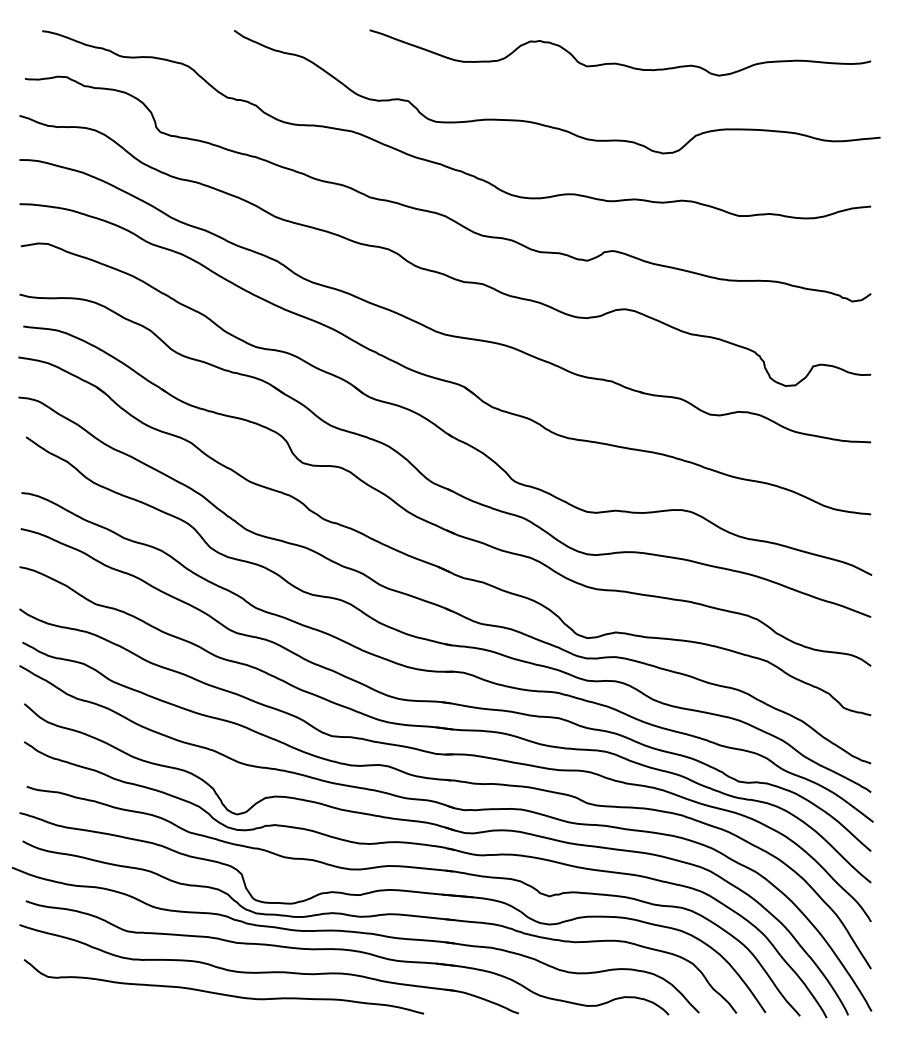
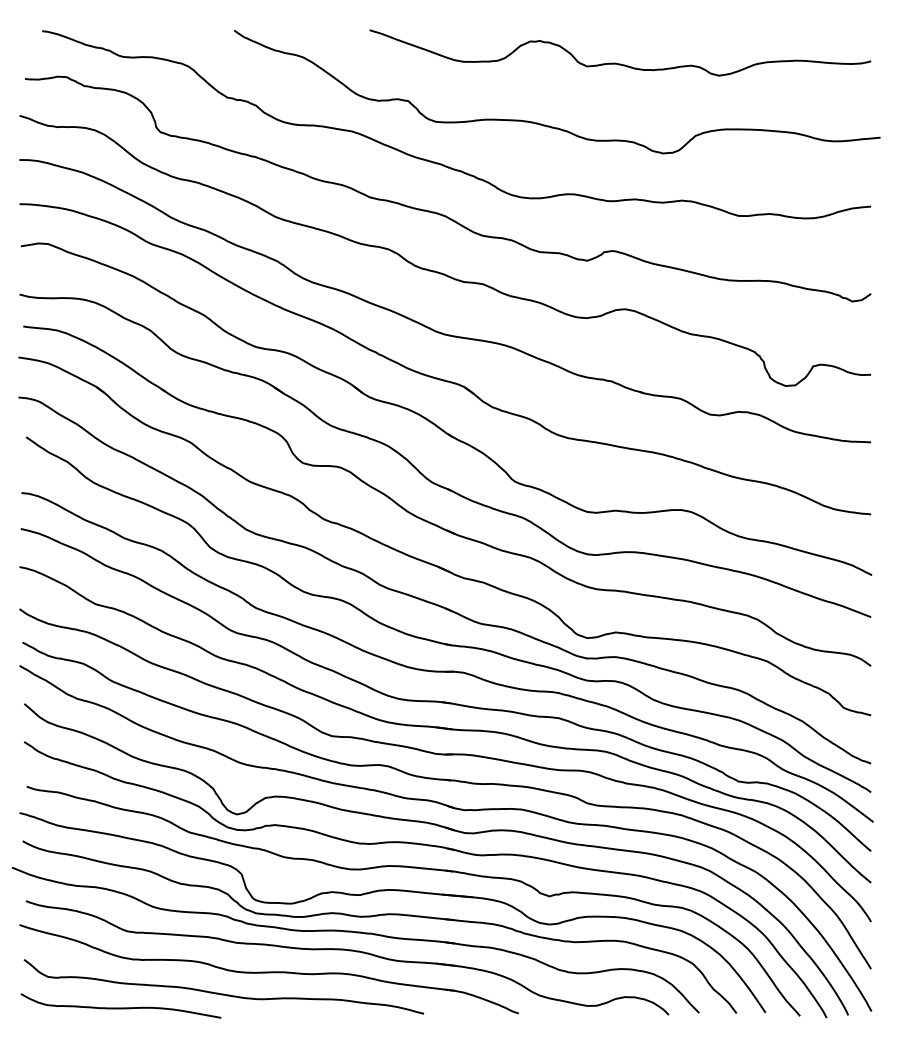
curve: none -> present (120, 1007)
